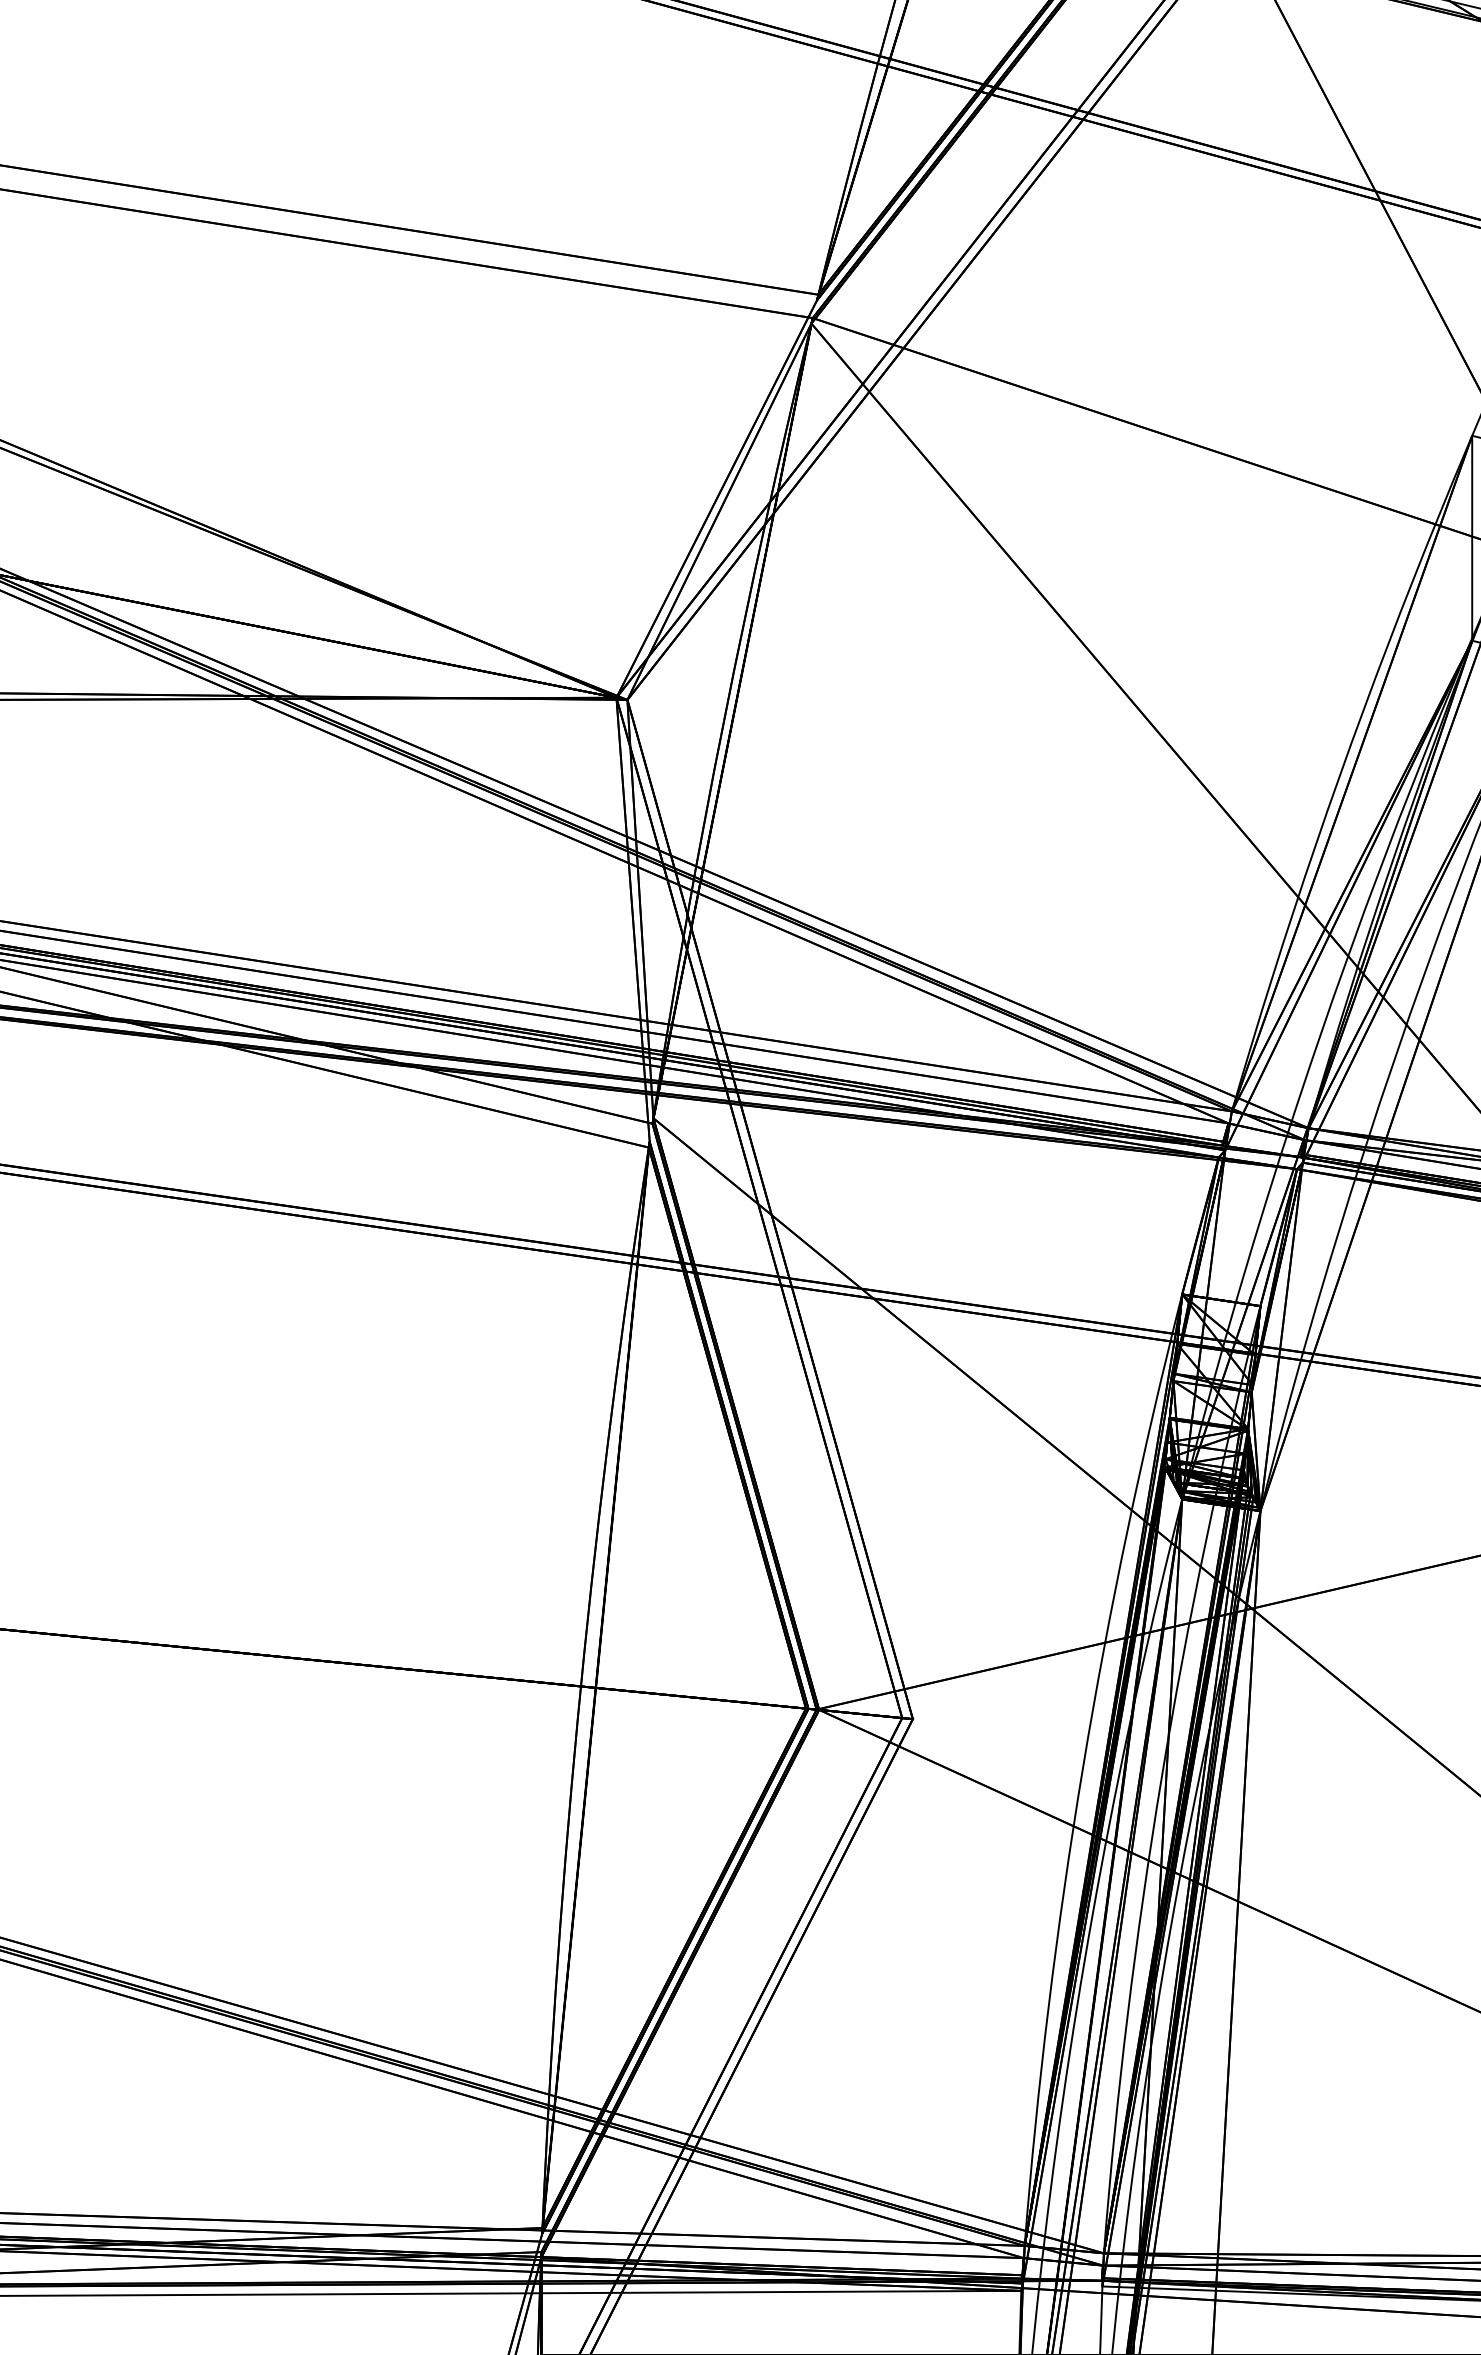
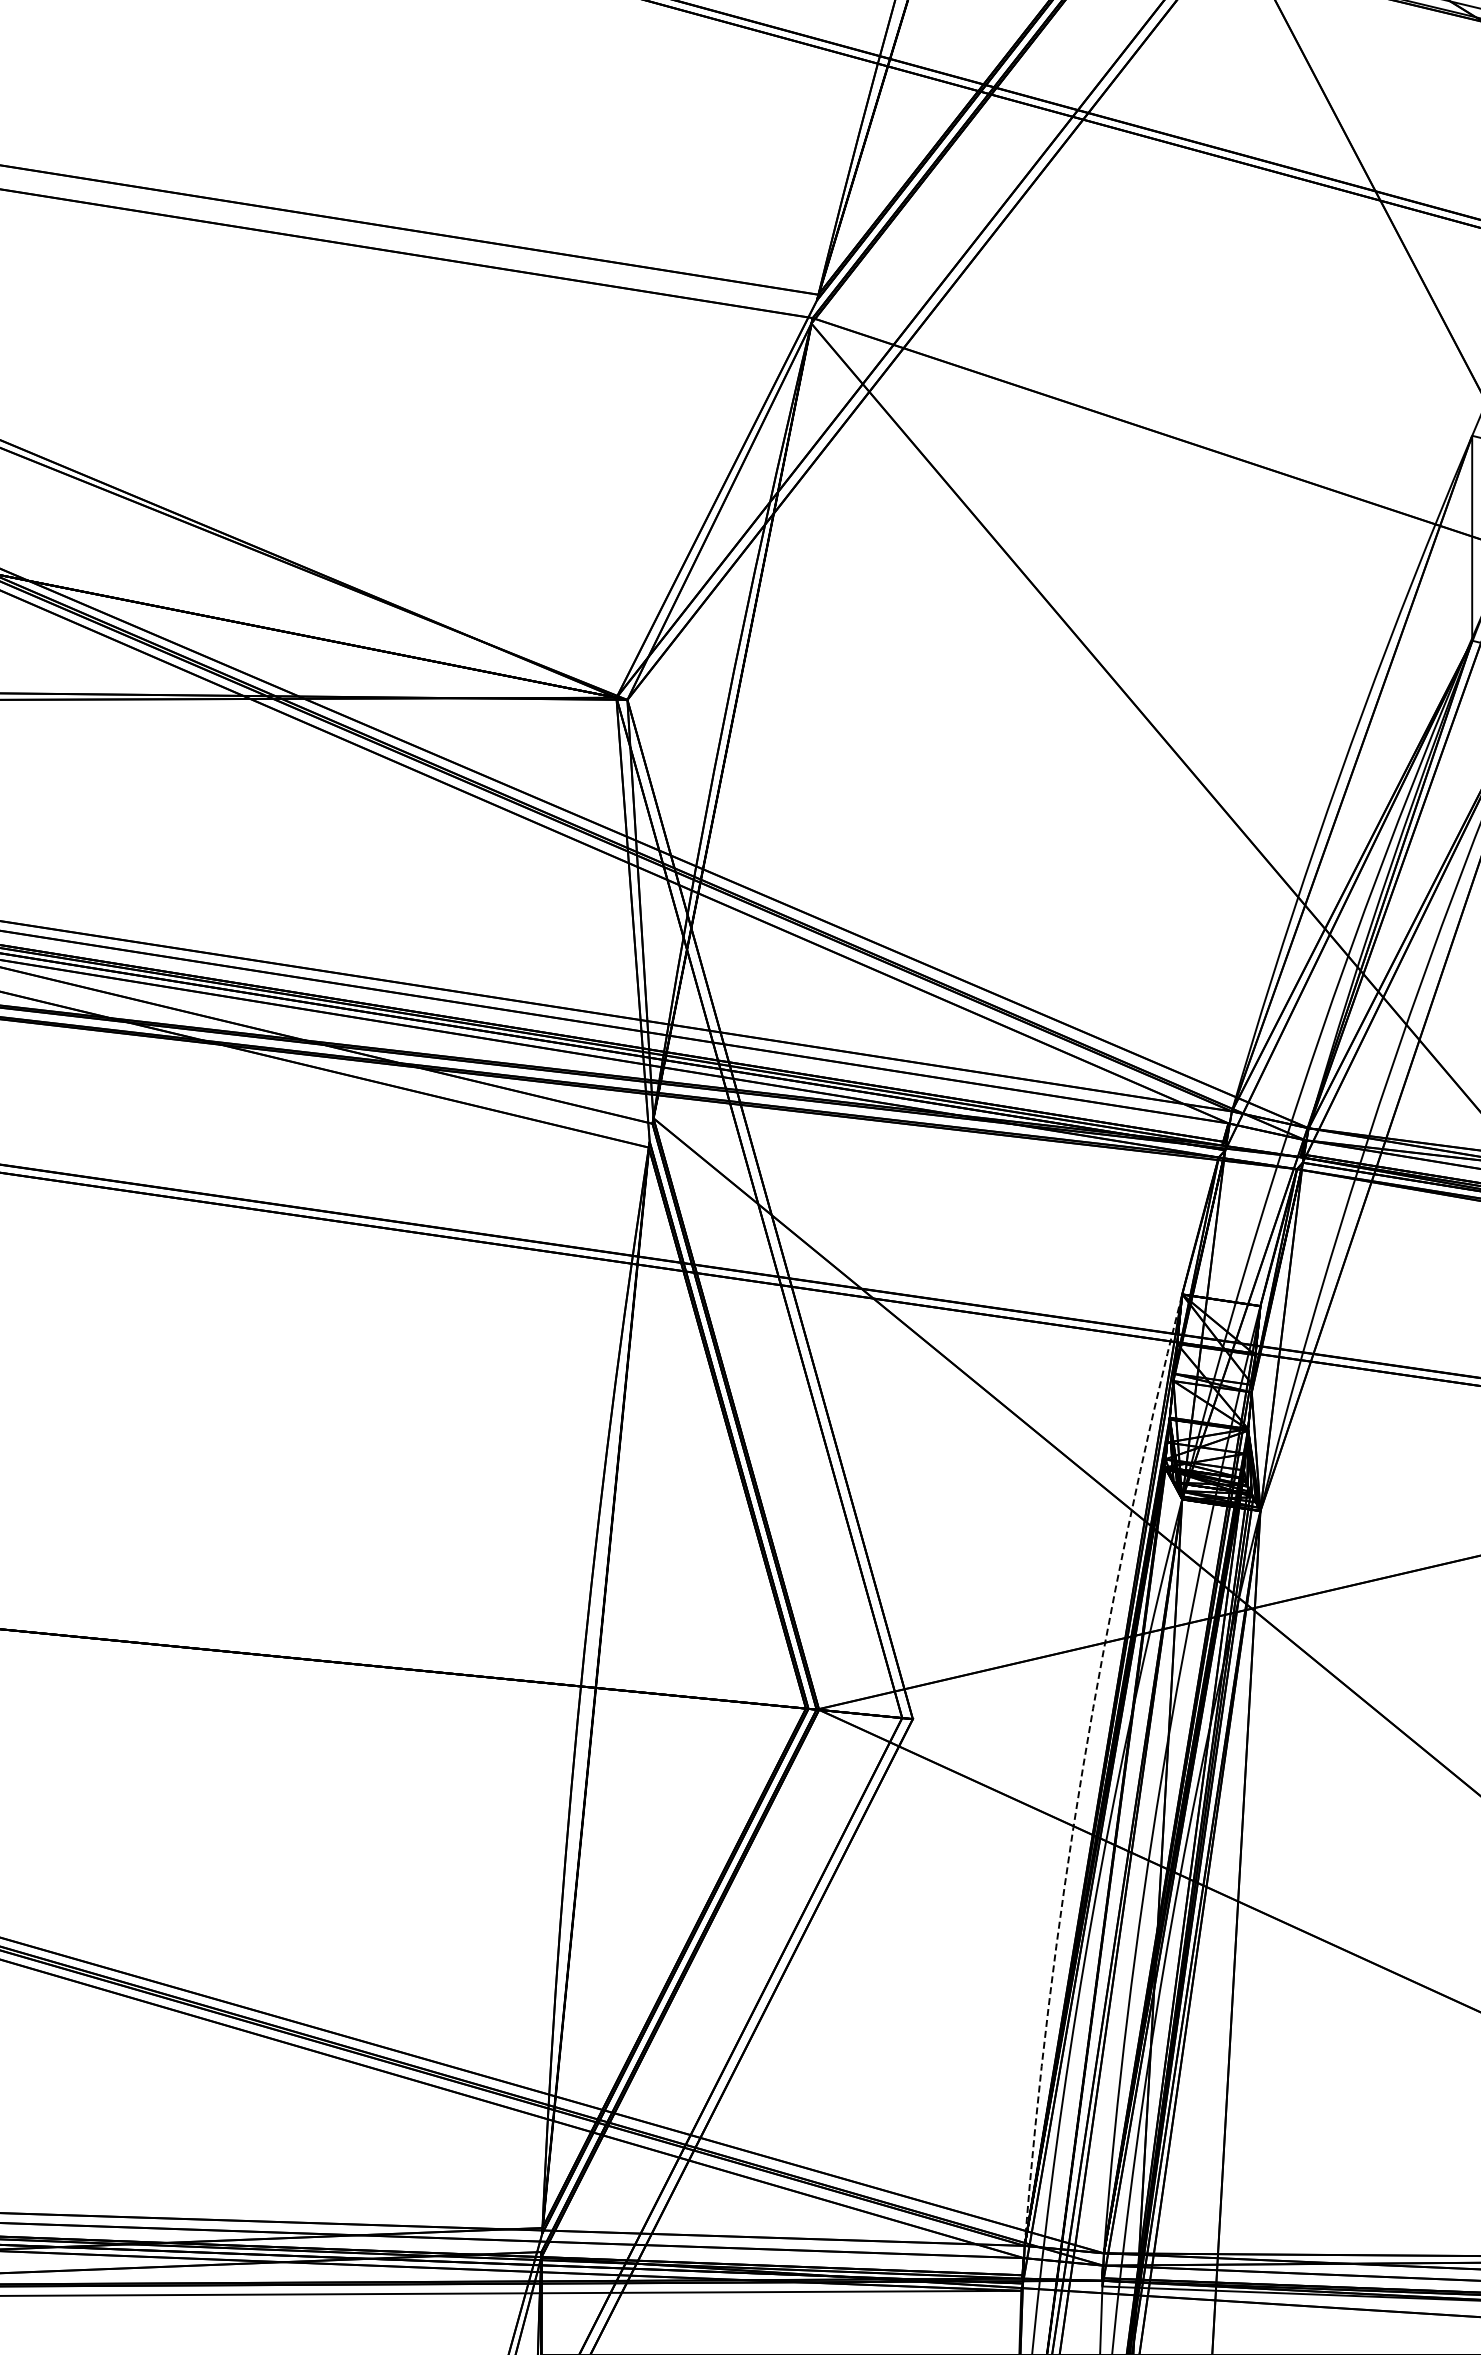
arc: solid -> dashed (1082, 1768)
